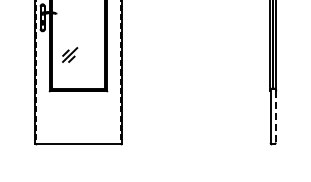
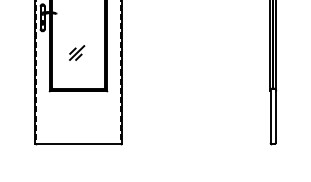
part position: (70, 54) -> (77, 52) (77, 52)
line: dashed -> solid (275, 117)
